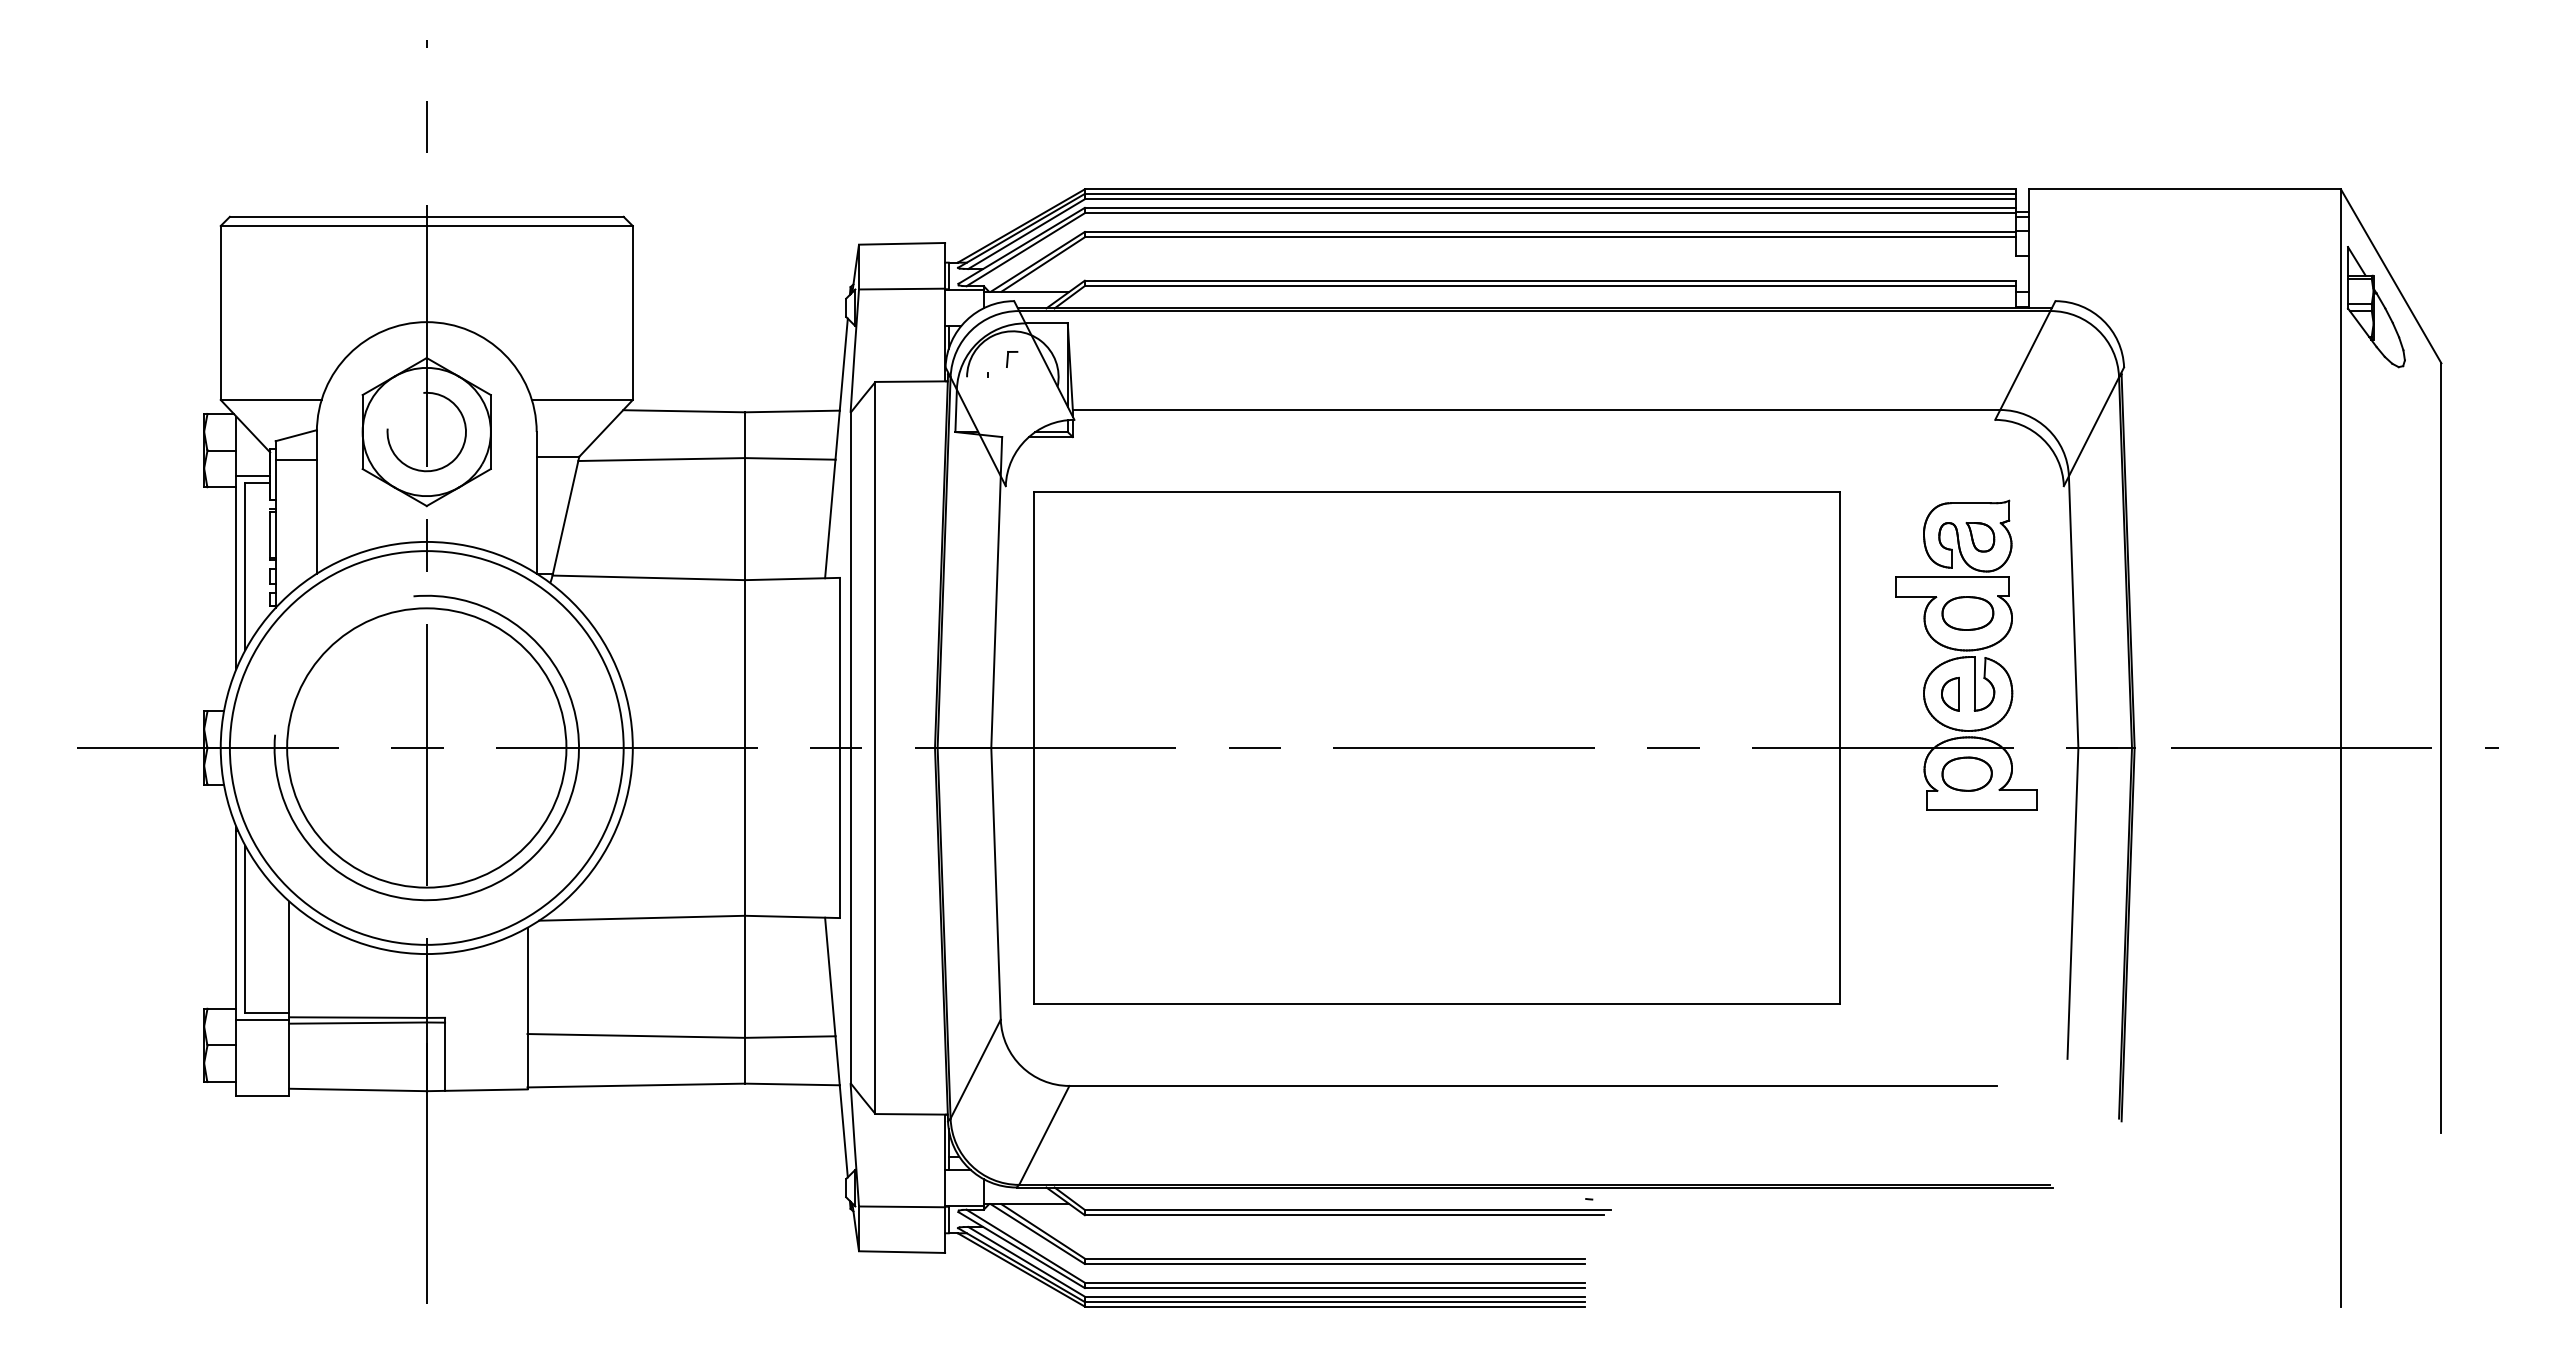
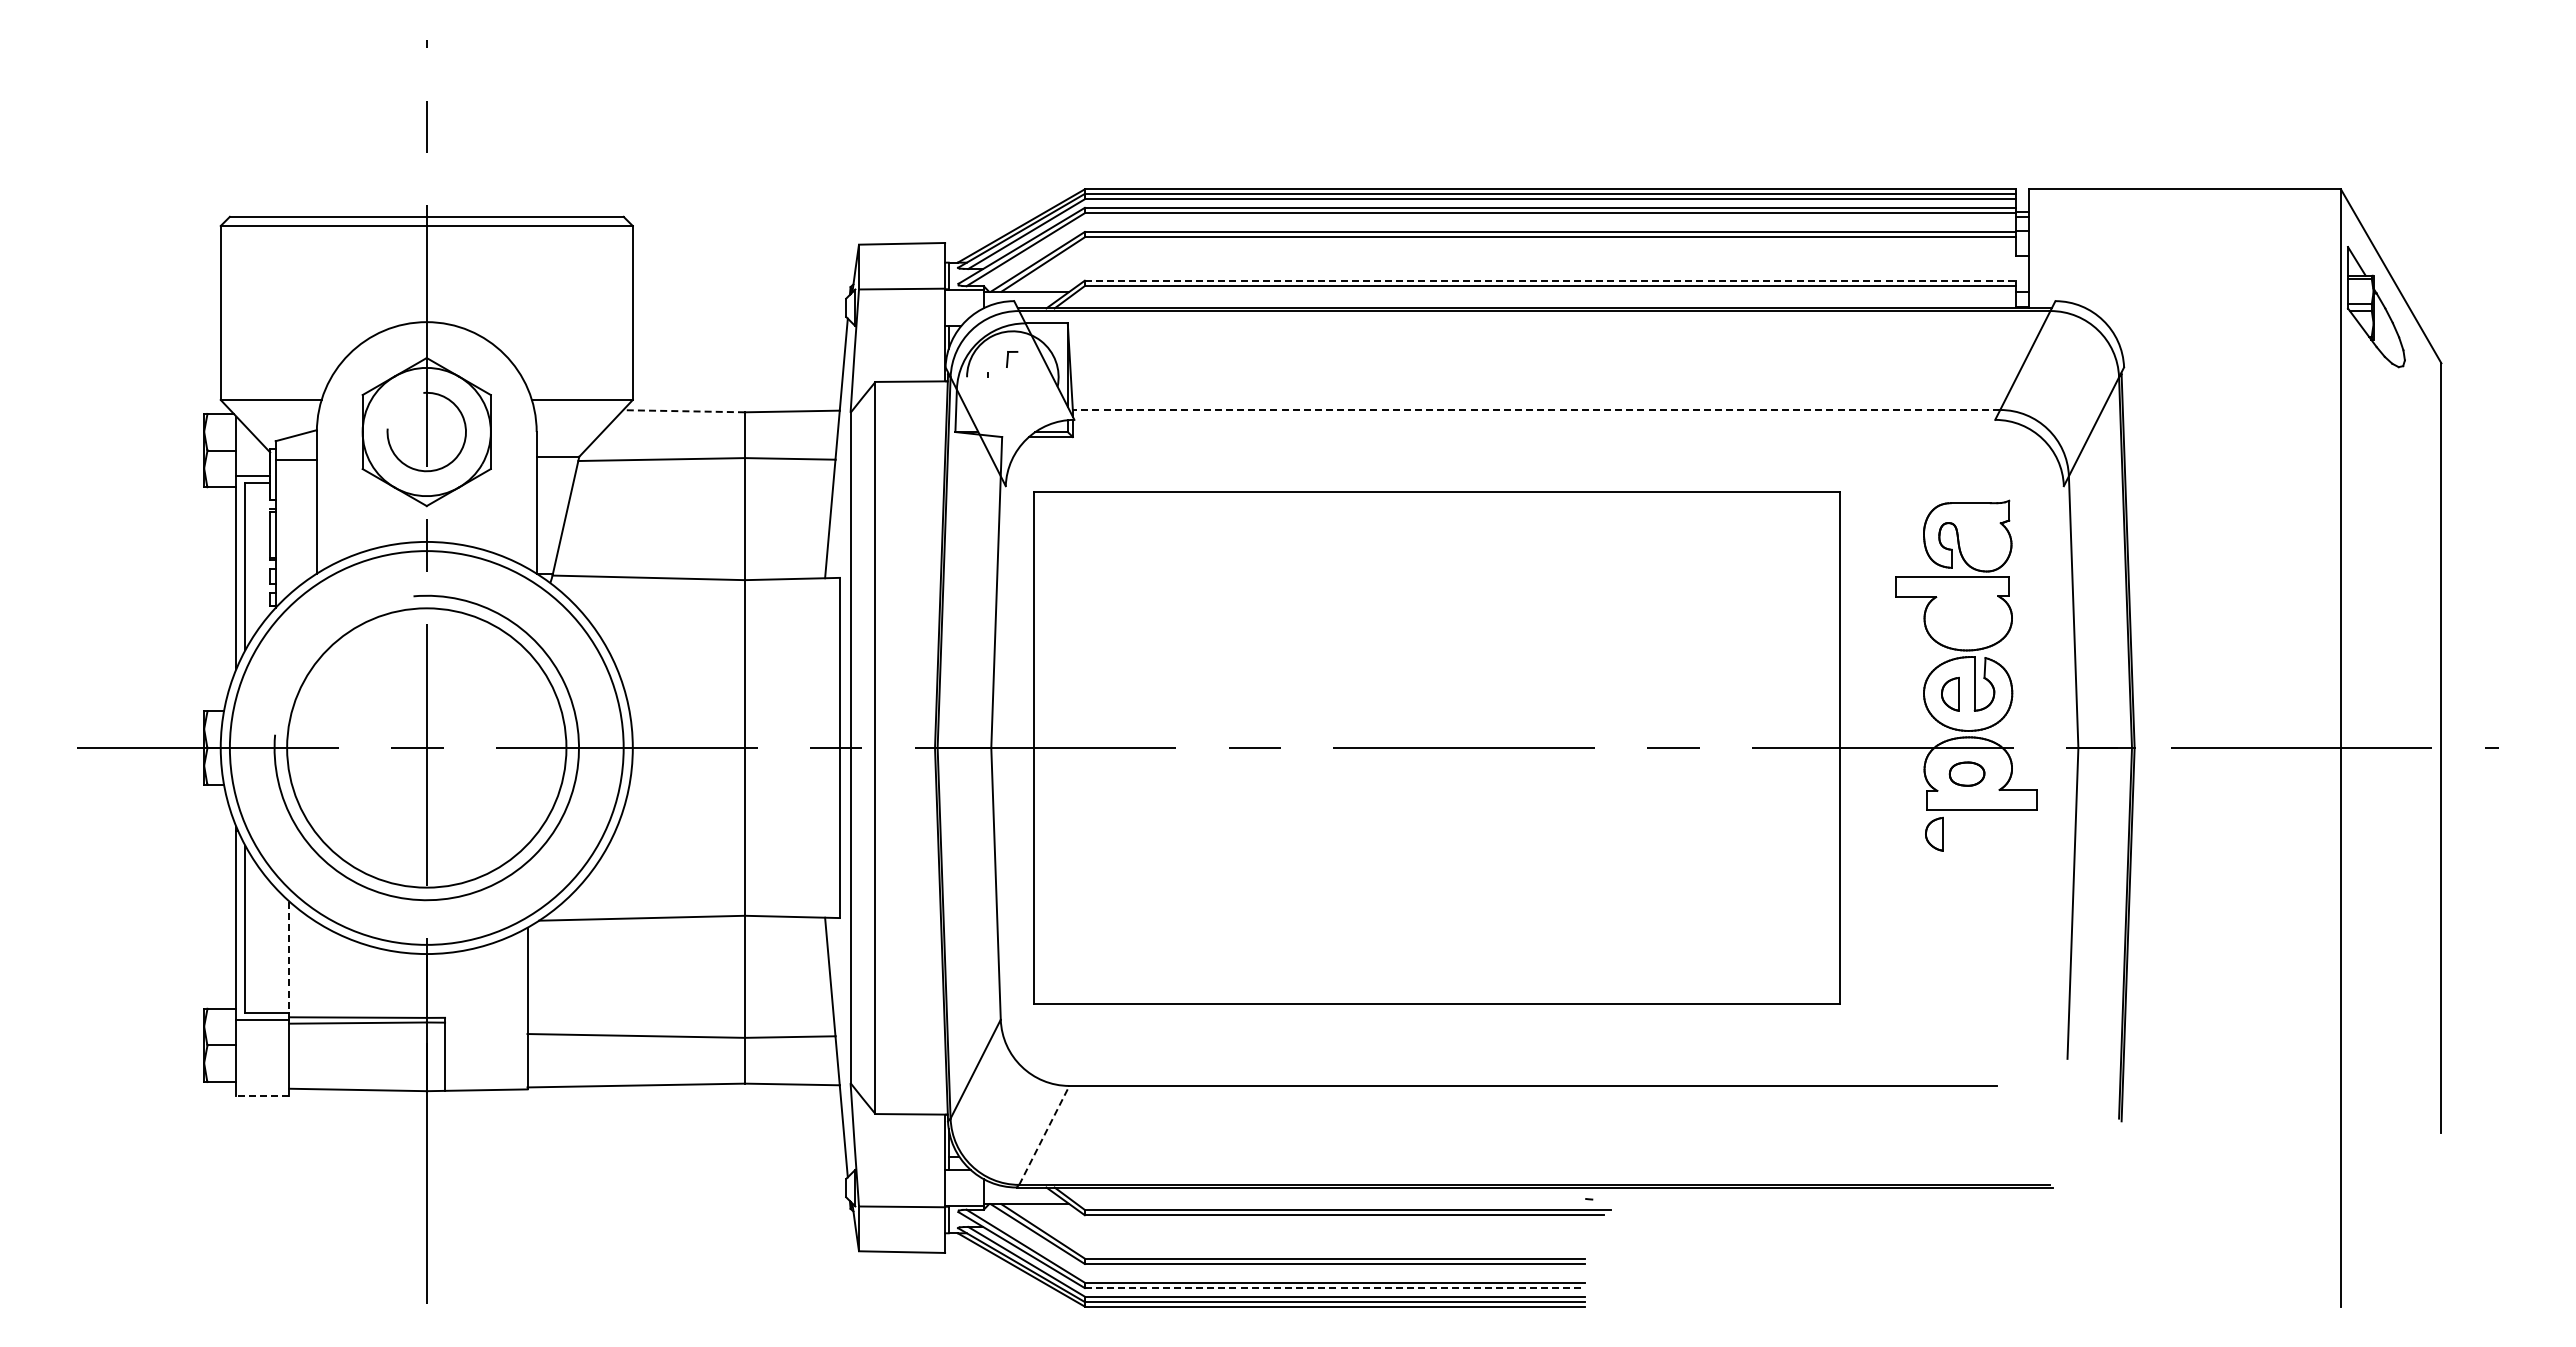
line: solid -> dashed (1550, 280)
line: solid -> dashed (1536, 410)
line: solid -> dashed (684, 411)
part: present -> none (1980, 537)
part: present -> none (1967, 613)
part size: 52x36 px -> 38x26 px (1966, 773)
part: none -> present (1934, 833)
line: solid -> dashed (289, 957)
line: solid -> dashed (262, 1095)
line: solid -> dashed (1044, 1134)
line: solid -> dashed (1335, 1288)
